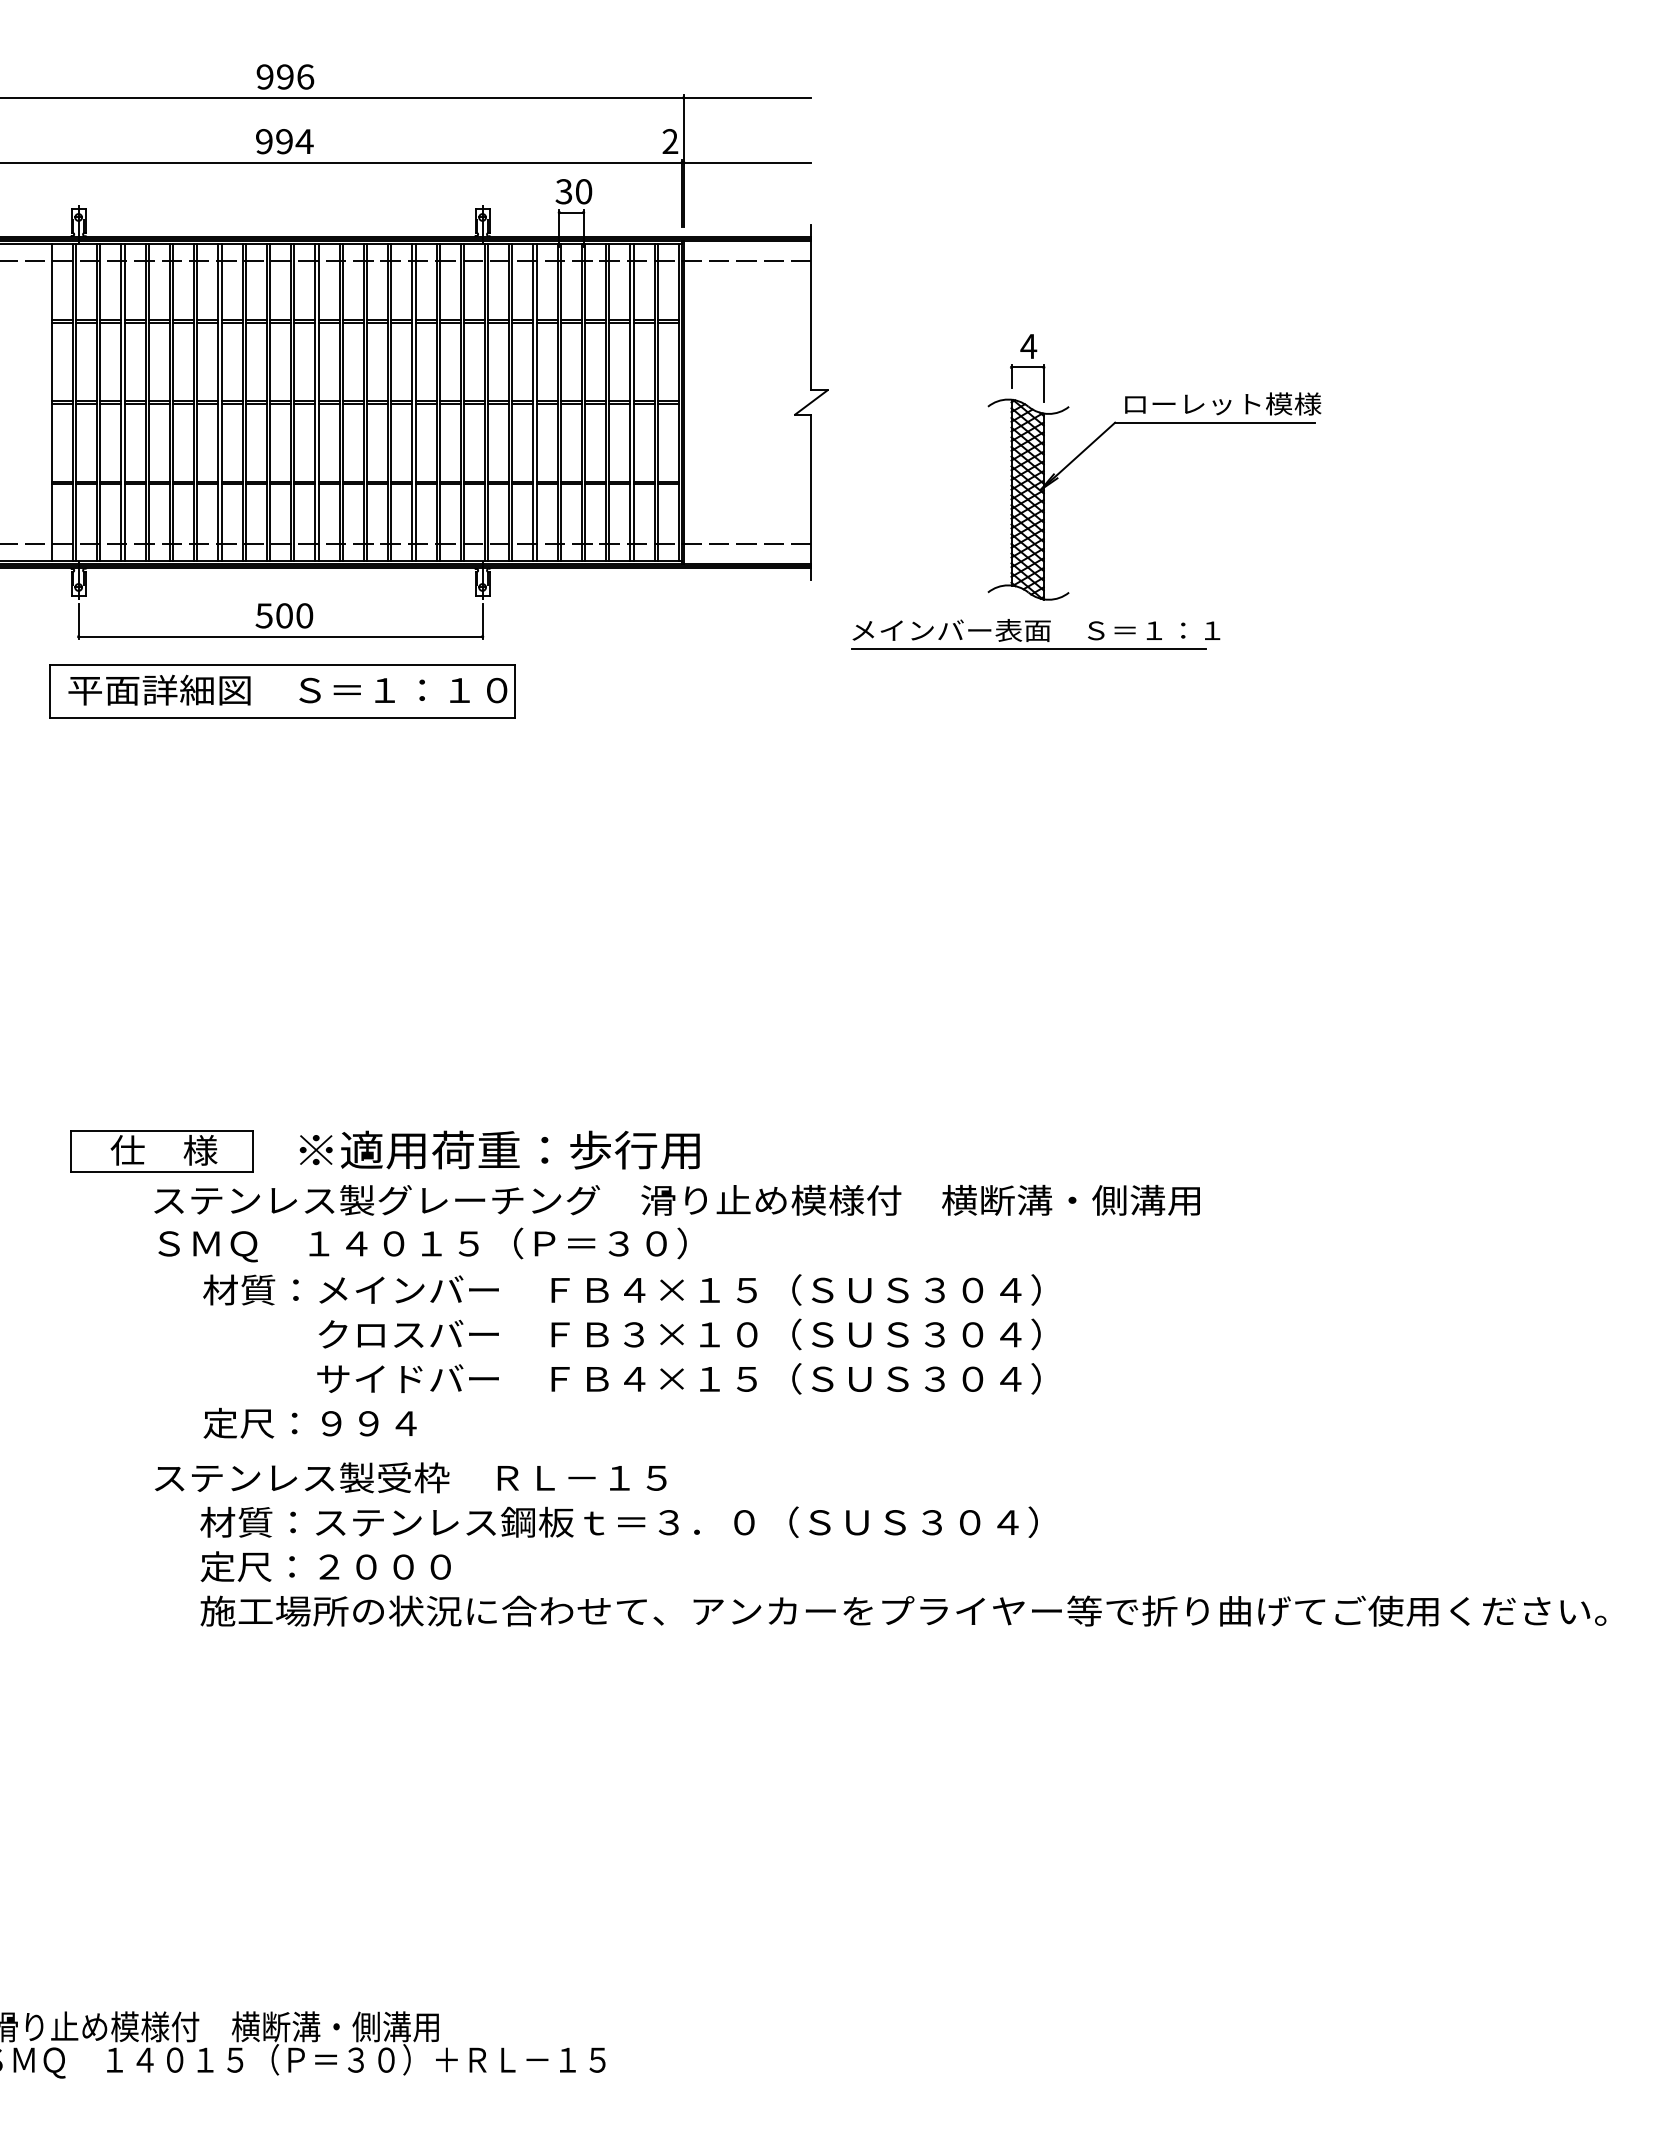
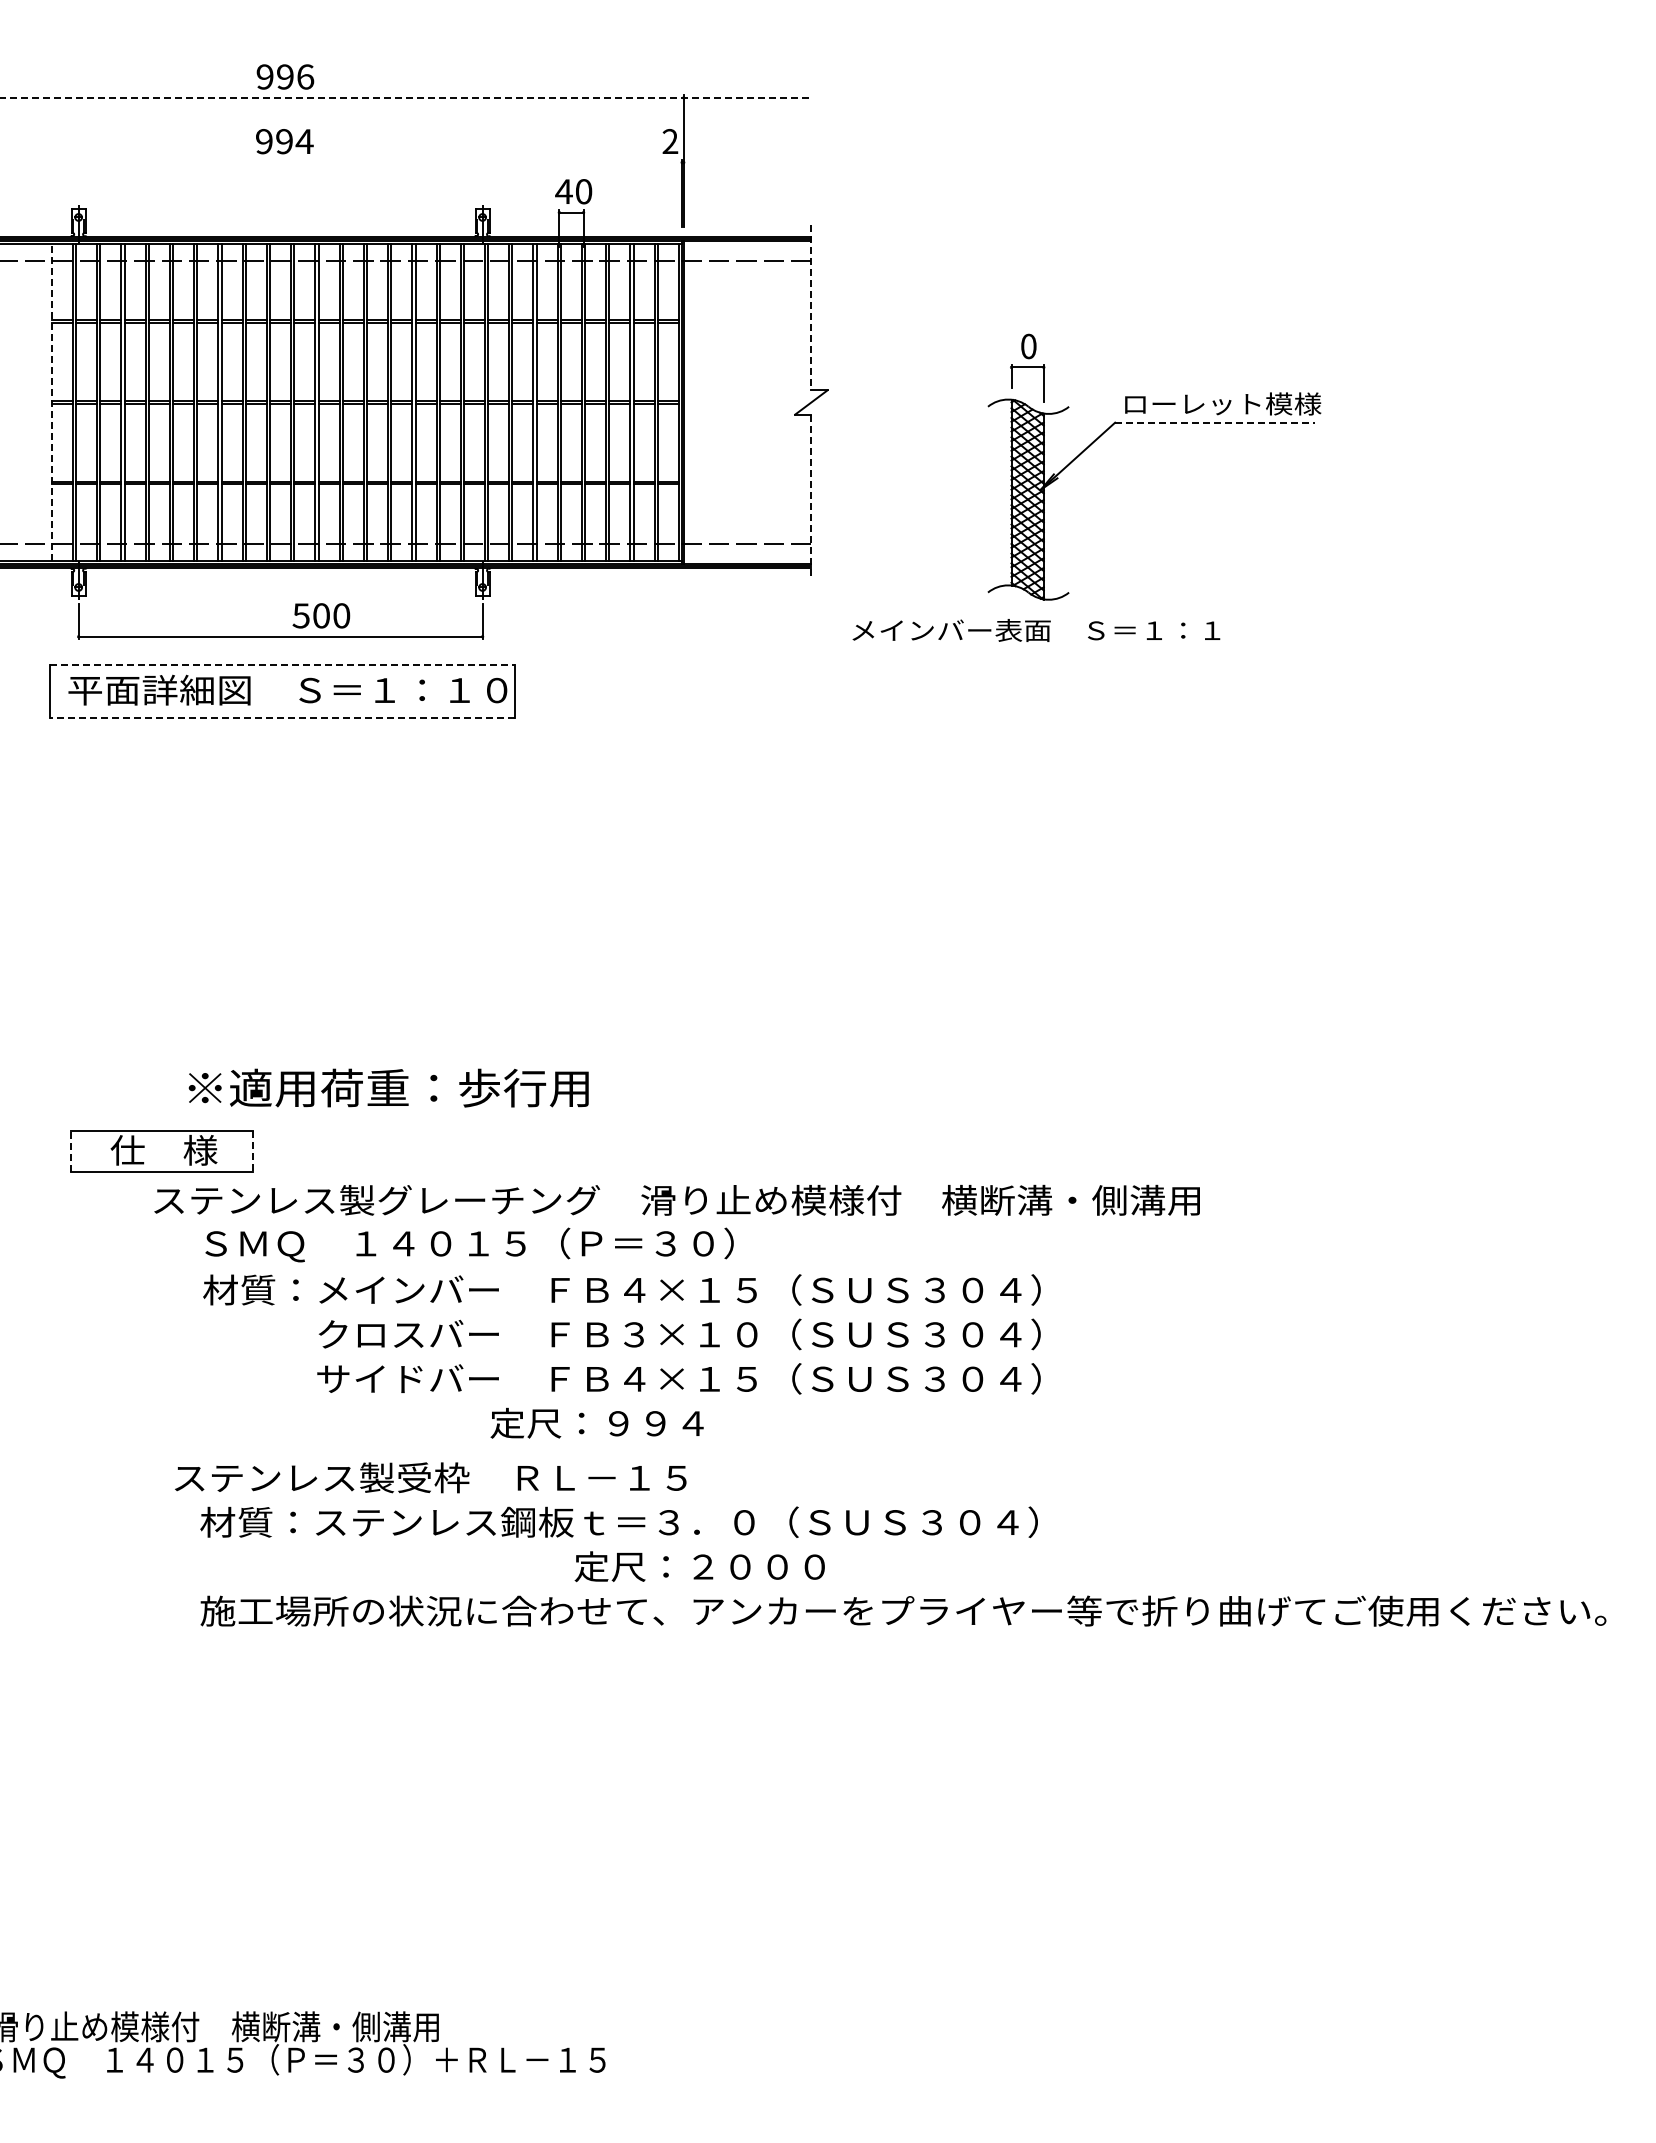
line: solid -> dashed (406, 97)
line: present -> none (406, 162)
text: 30 -> 40 (563, 191)
line: solid -> dashed (811, 307)
text: 4 -> 0 (1028, 346)
line: solid -> dashed (51, 401)
line: solid -> dashed (1214, 422)
line: solid -> dashed (811, 497)
text position: (284, 615) -> (321, 615) (321, 615)
line: present -> none (1028, 648)
line: solid -> dashed (283, 665)
line: solid -> dashed (282, 717)
text position: (499, 1149) -> (388, 1087) (388, 1087)
line: solid -> dashed (71, 1150)
line: solid -> dashed (252, 1151)
text position: (422, 1244) -> (469, 1244) (469, 1244)
text position: (309, 1422) -> (596, 1422) (596, 1422)
text position: (410, 1477) -> (430, 1477) (430, 1477)
text position: (325, 1566) -> (699, 1566) (699, 1566)
